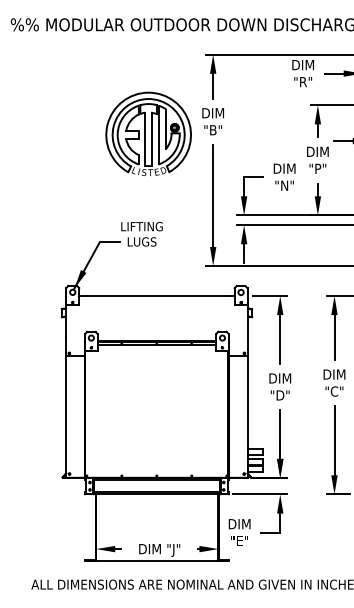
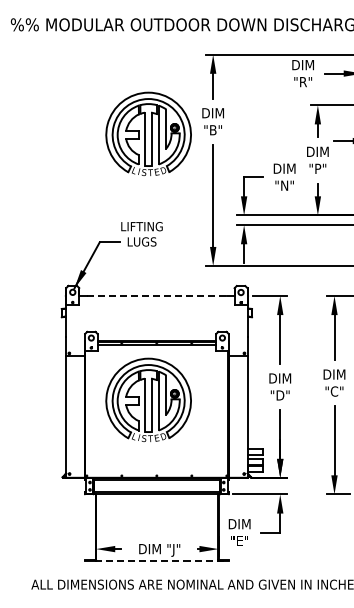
line: solid -> dashed (157, 295)
part: none -> present (148, 399)
line: solid -> dashed (157, 560)
